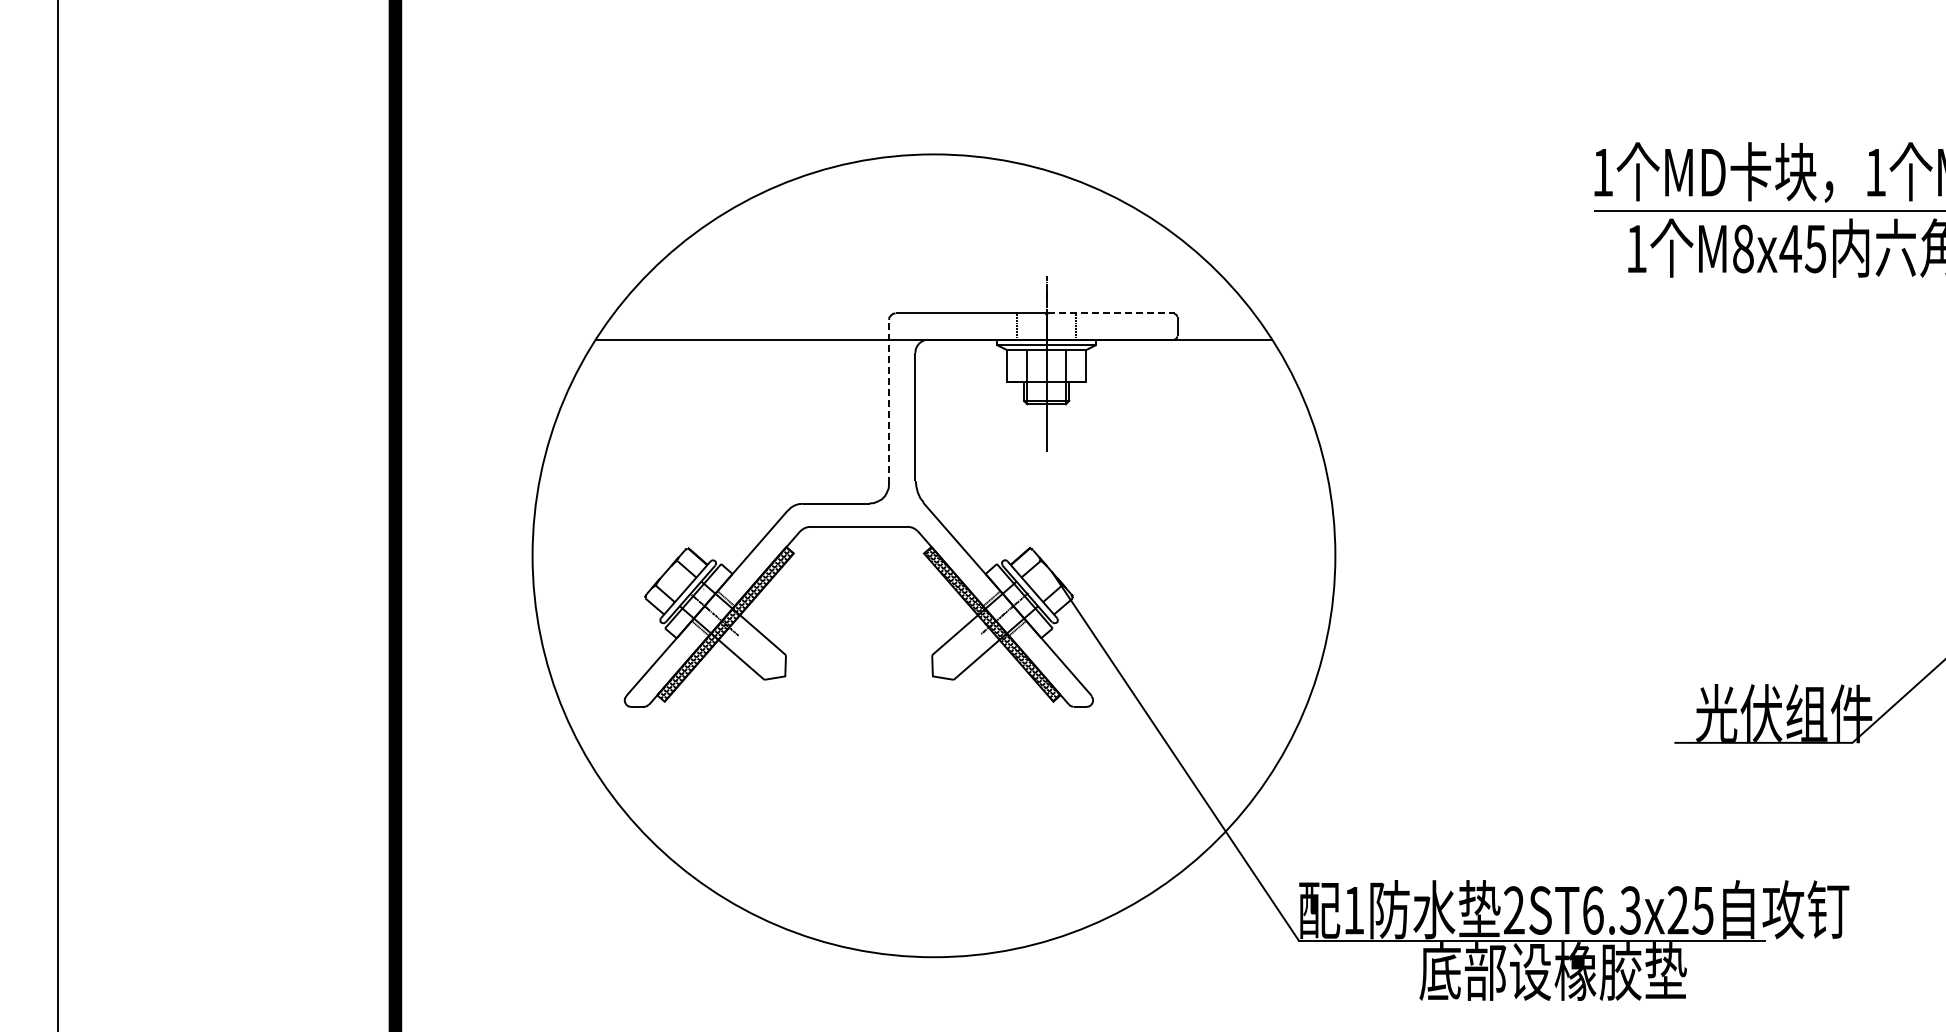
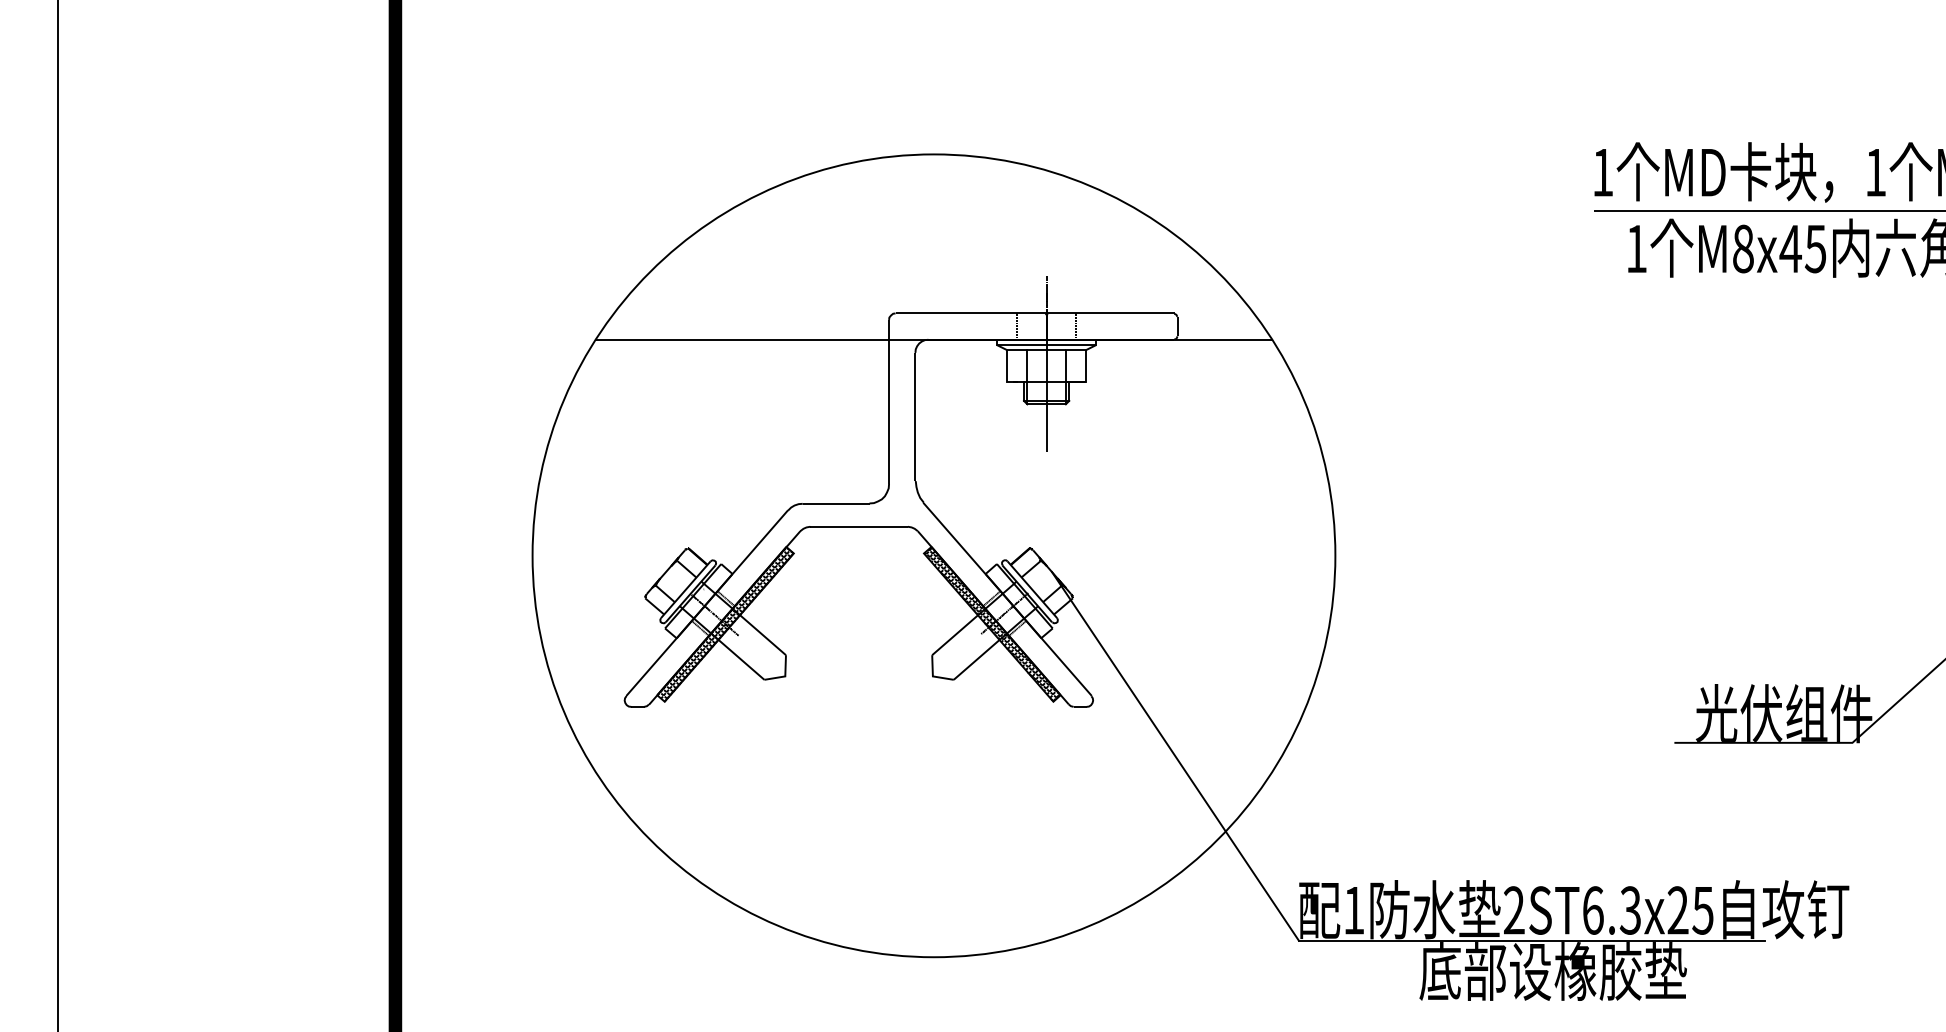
line: dashed -> solid (1111, 313)
line: dashed -> solid (889, 401)
